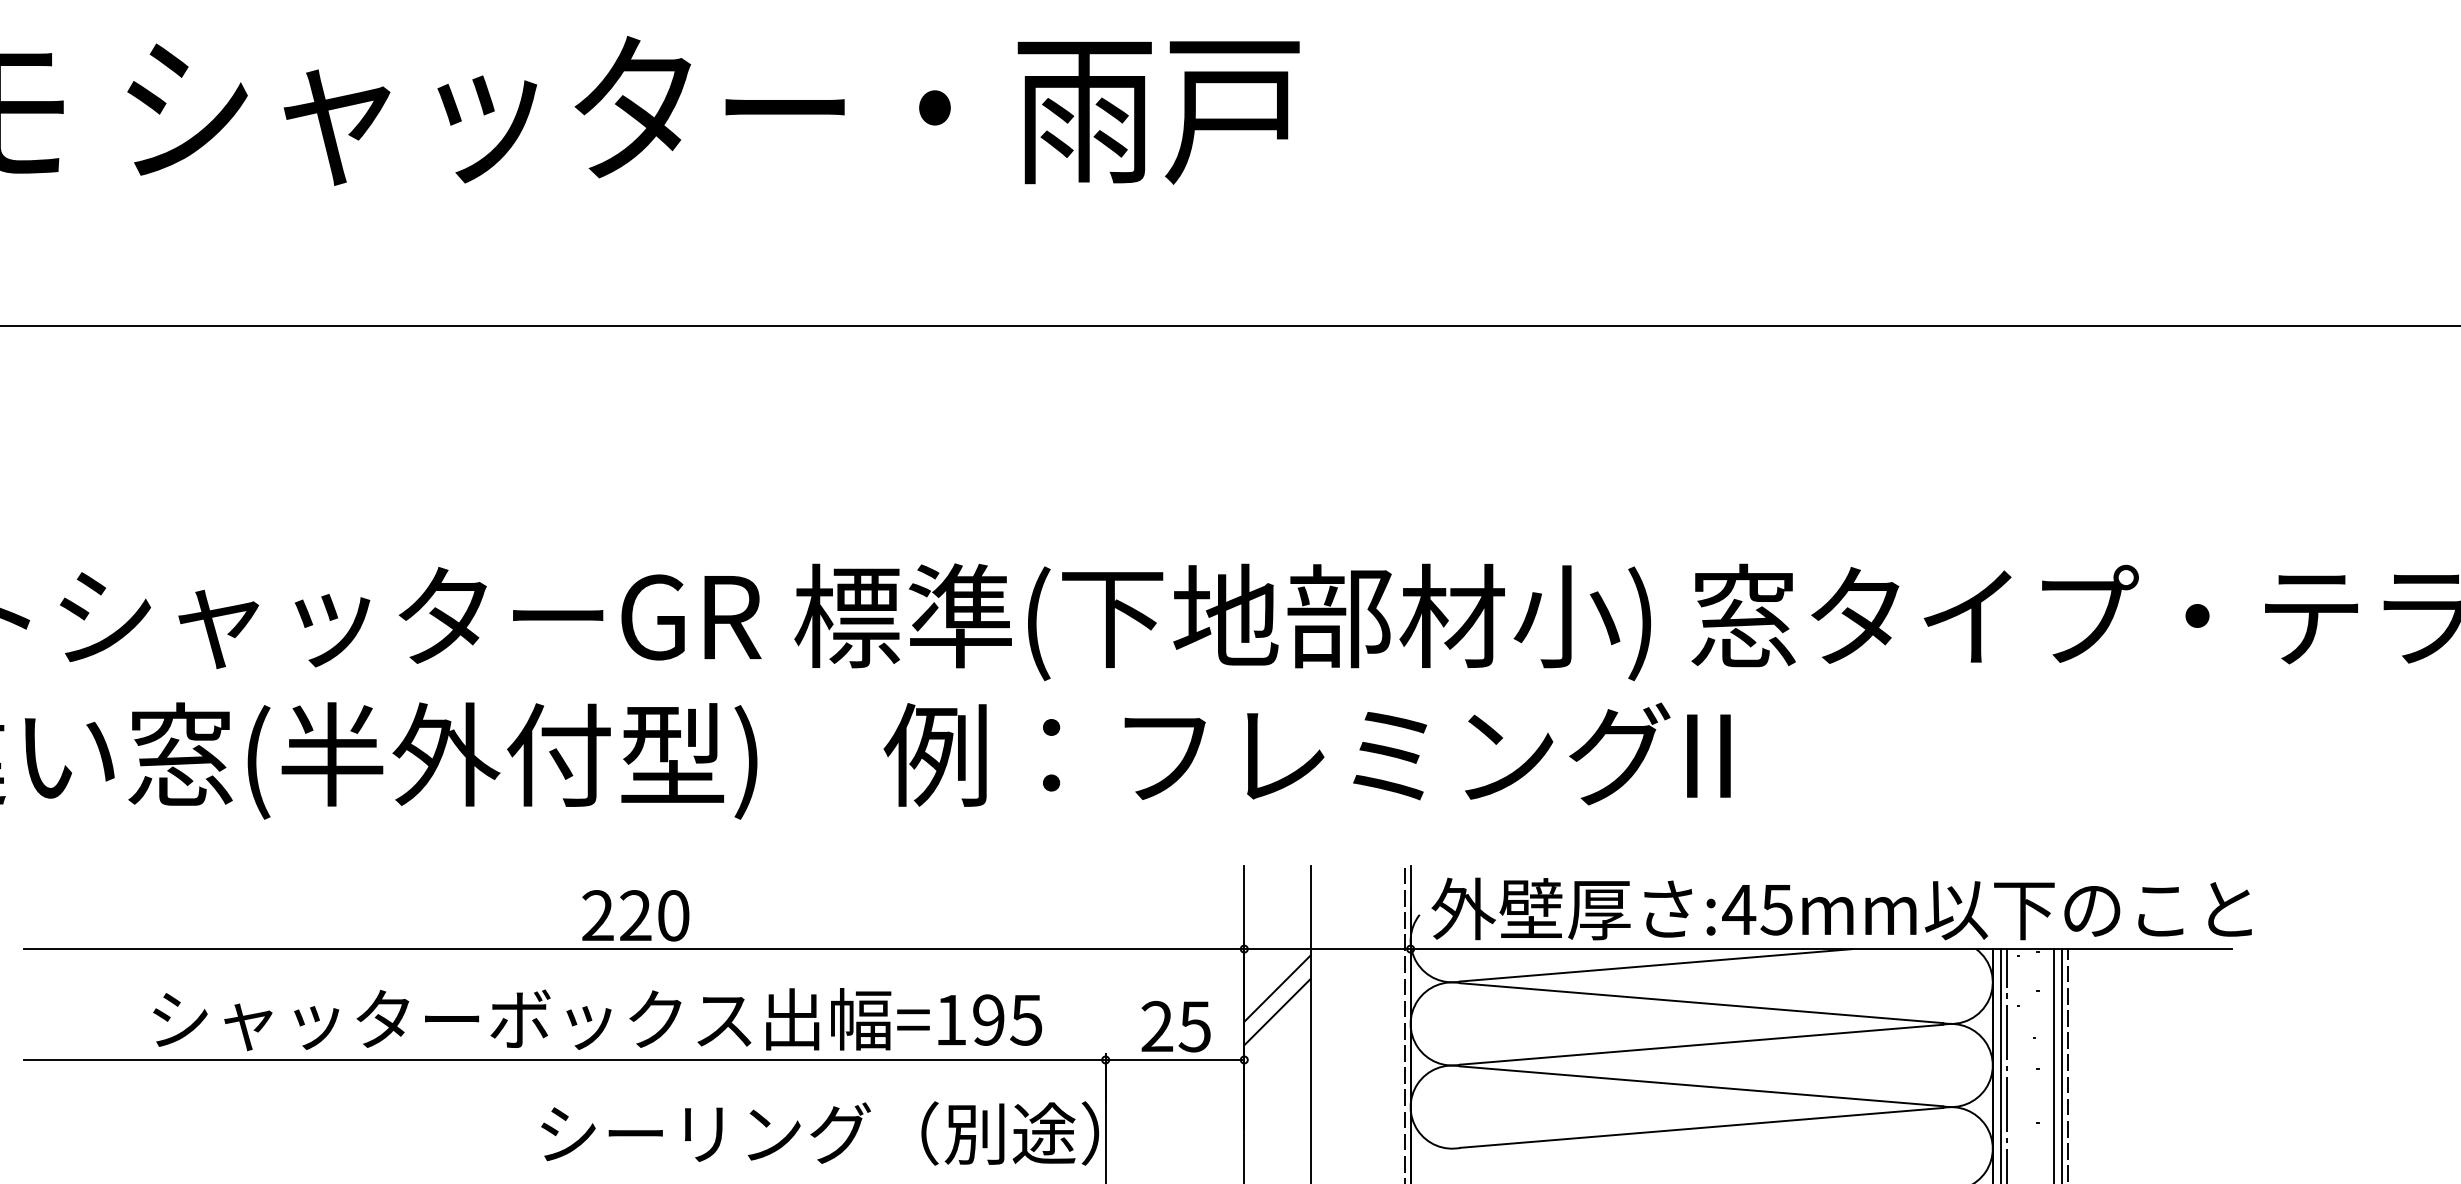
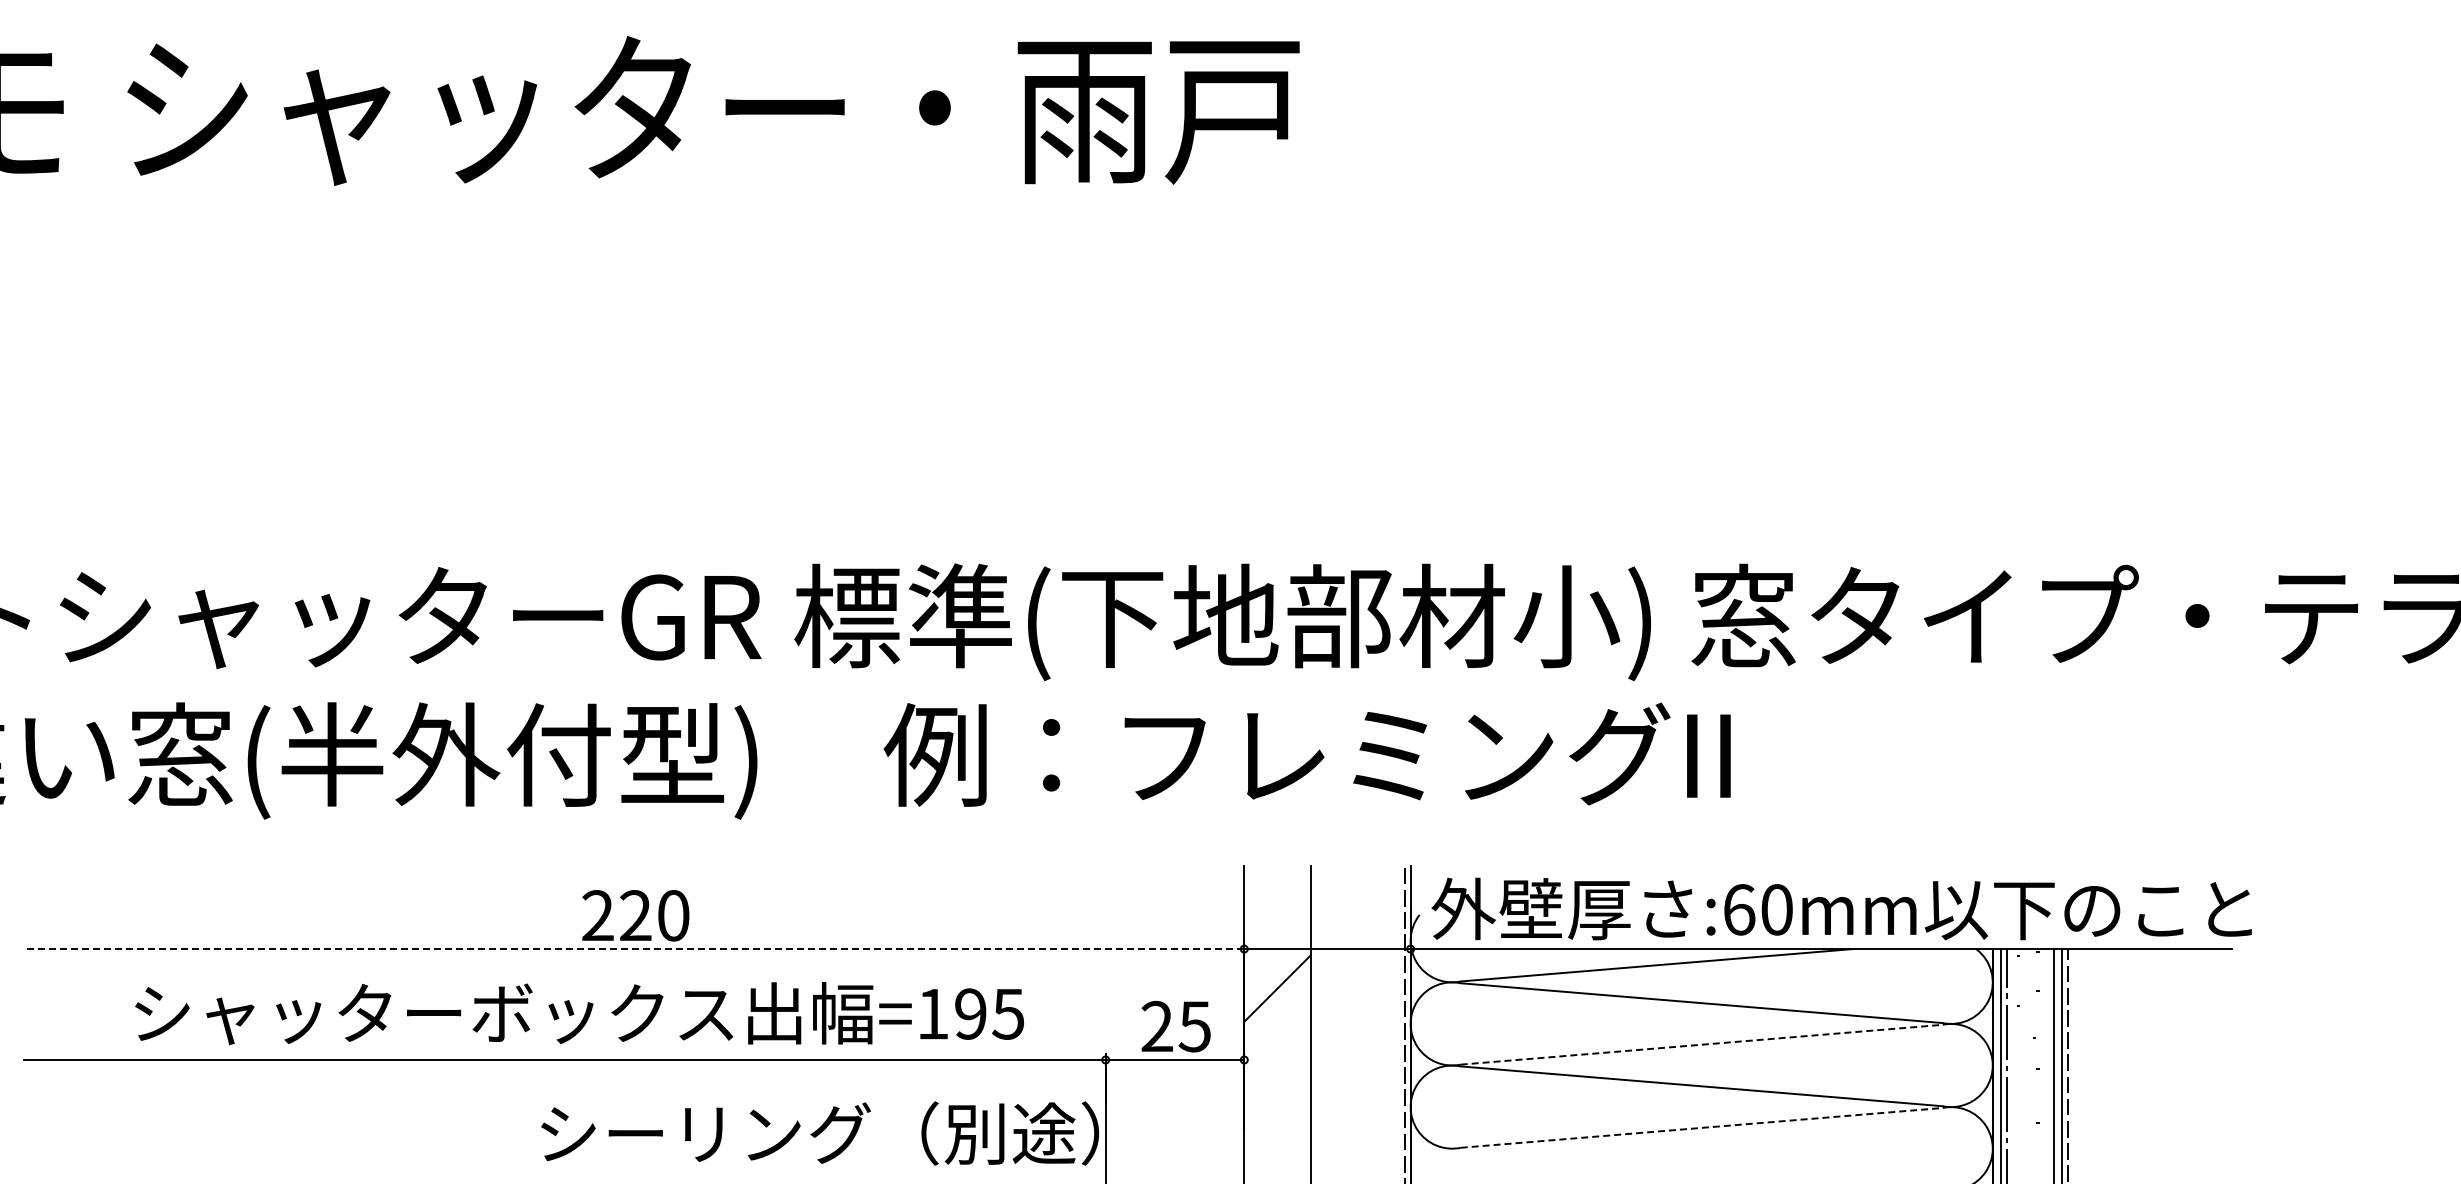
line: present -> none (1229, 326)
text: :45mm -> :60mm (1757, 909)
line: solid -> dashed (634, 949)
line: present -> none (1277, 1011)
text position: (597, 1019) -> (579, 1013) (579, 1013)
line: solid -> dashed (1701, 1044)
line: solid -> dashed (1701, 1127)
